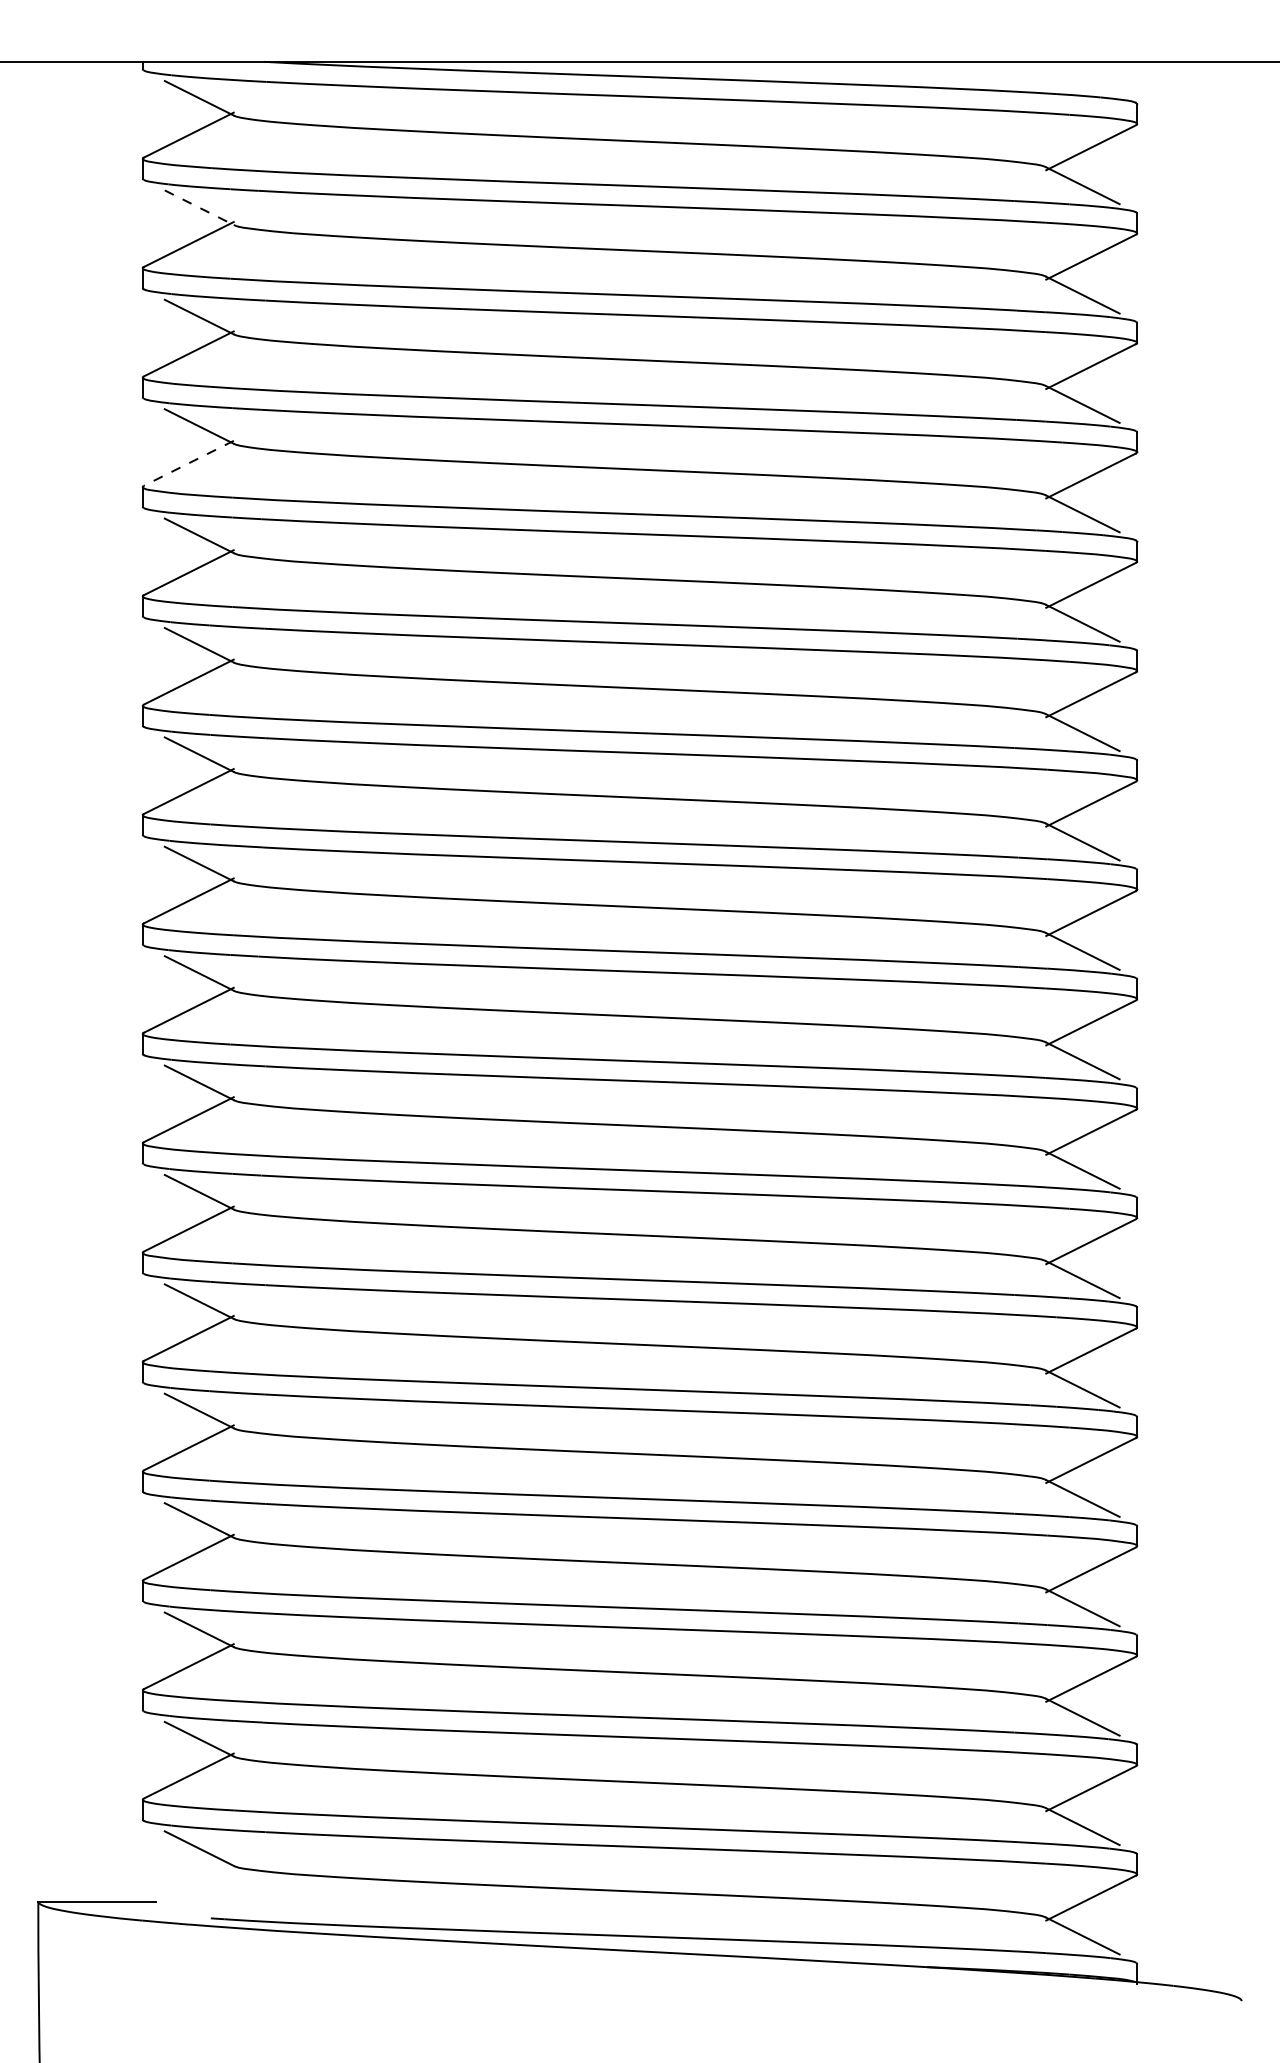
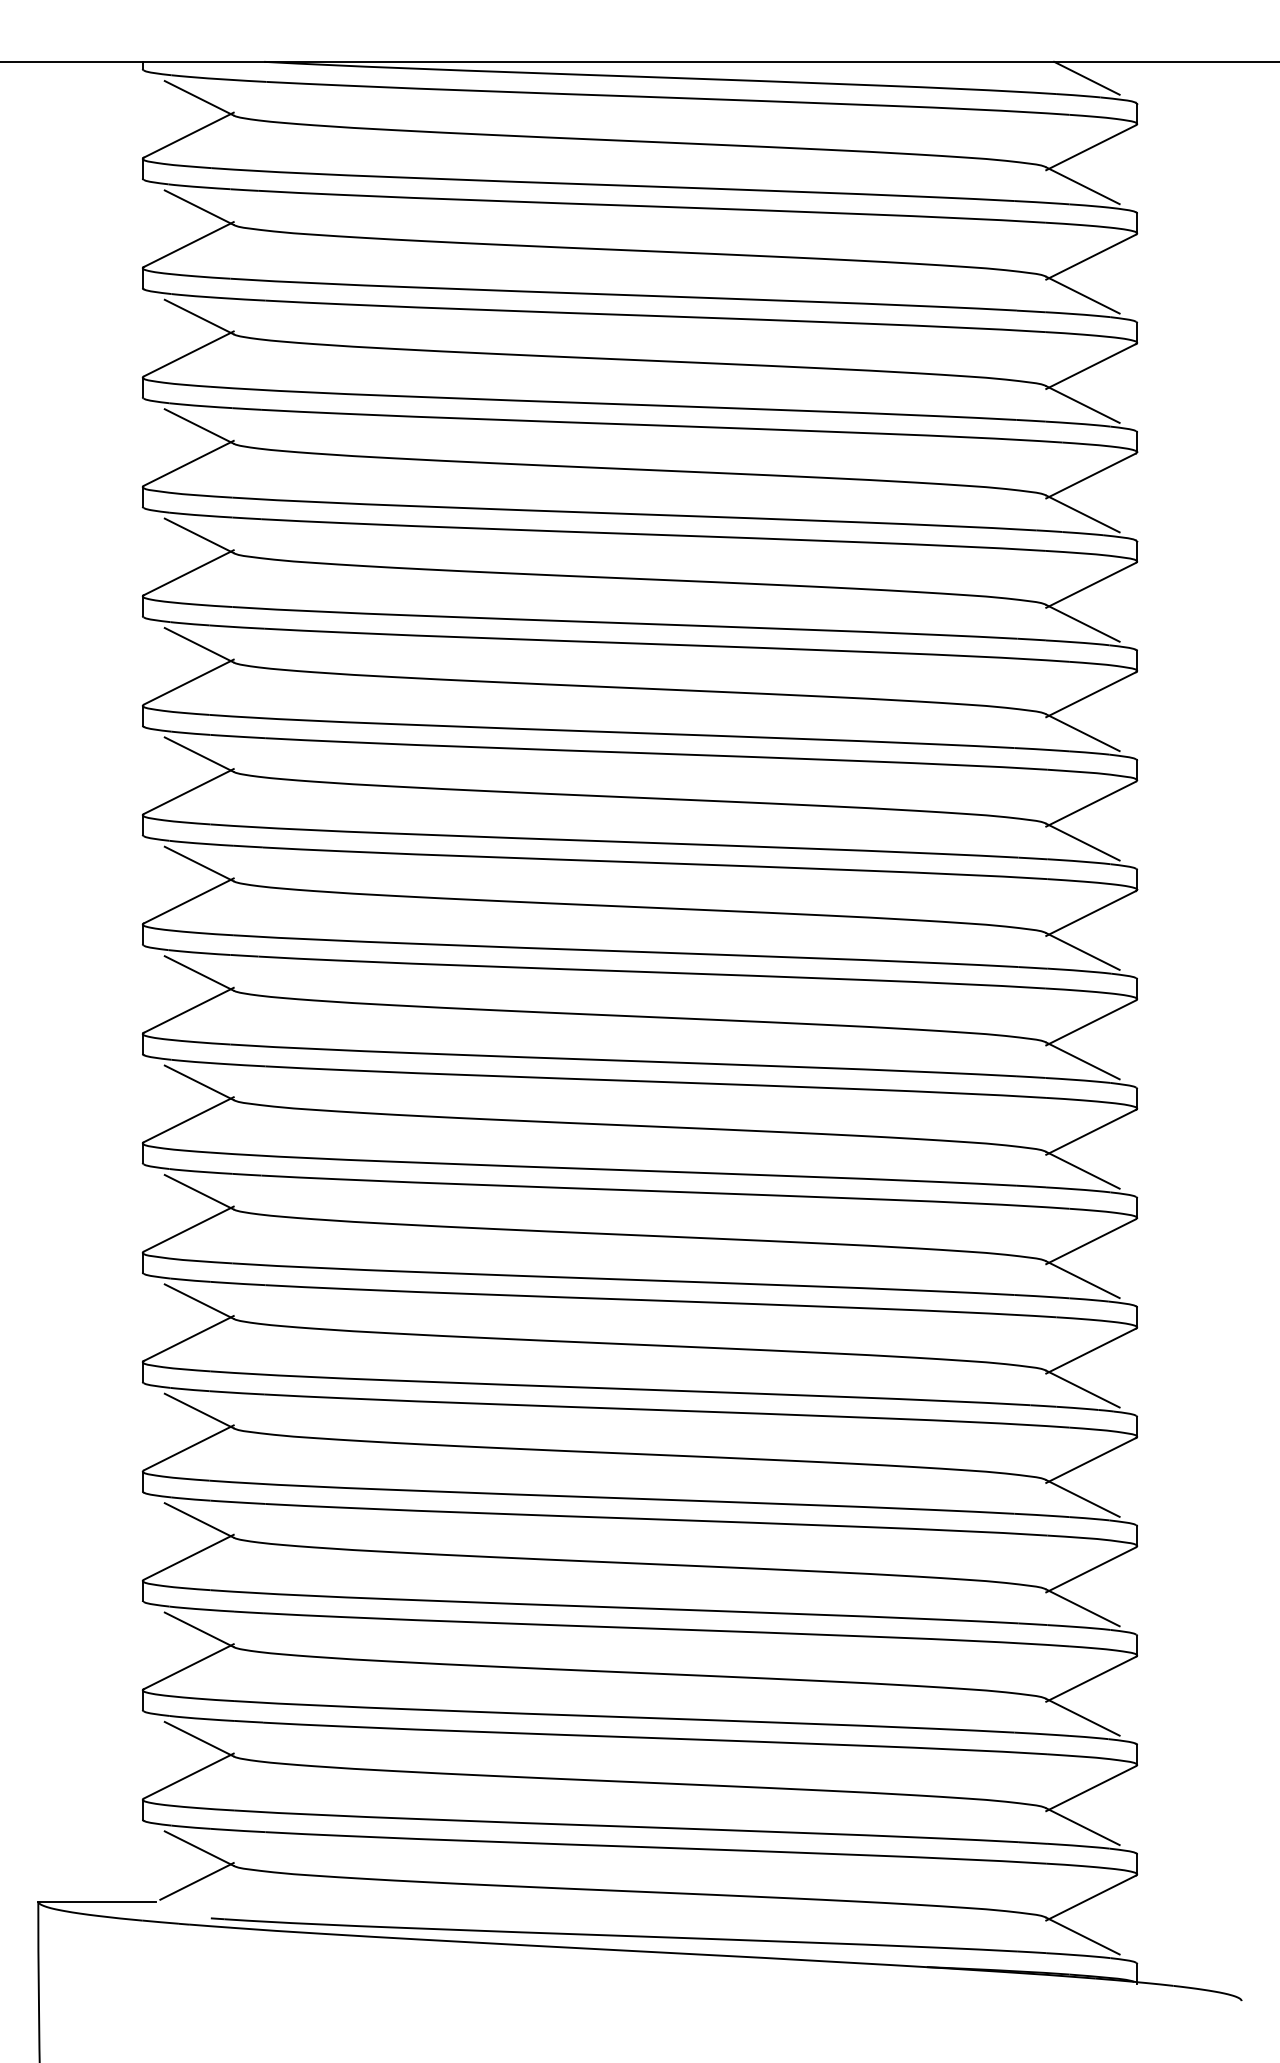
line: none -> present (1086, 77)
line: dashed -> solid (199, 207)
line: dashed -> solid (188, 463)
line: none -> present (196, 1880)
